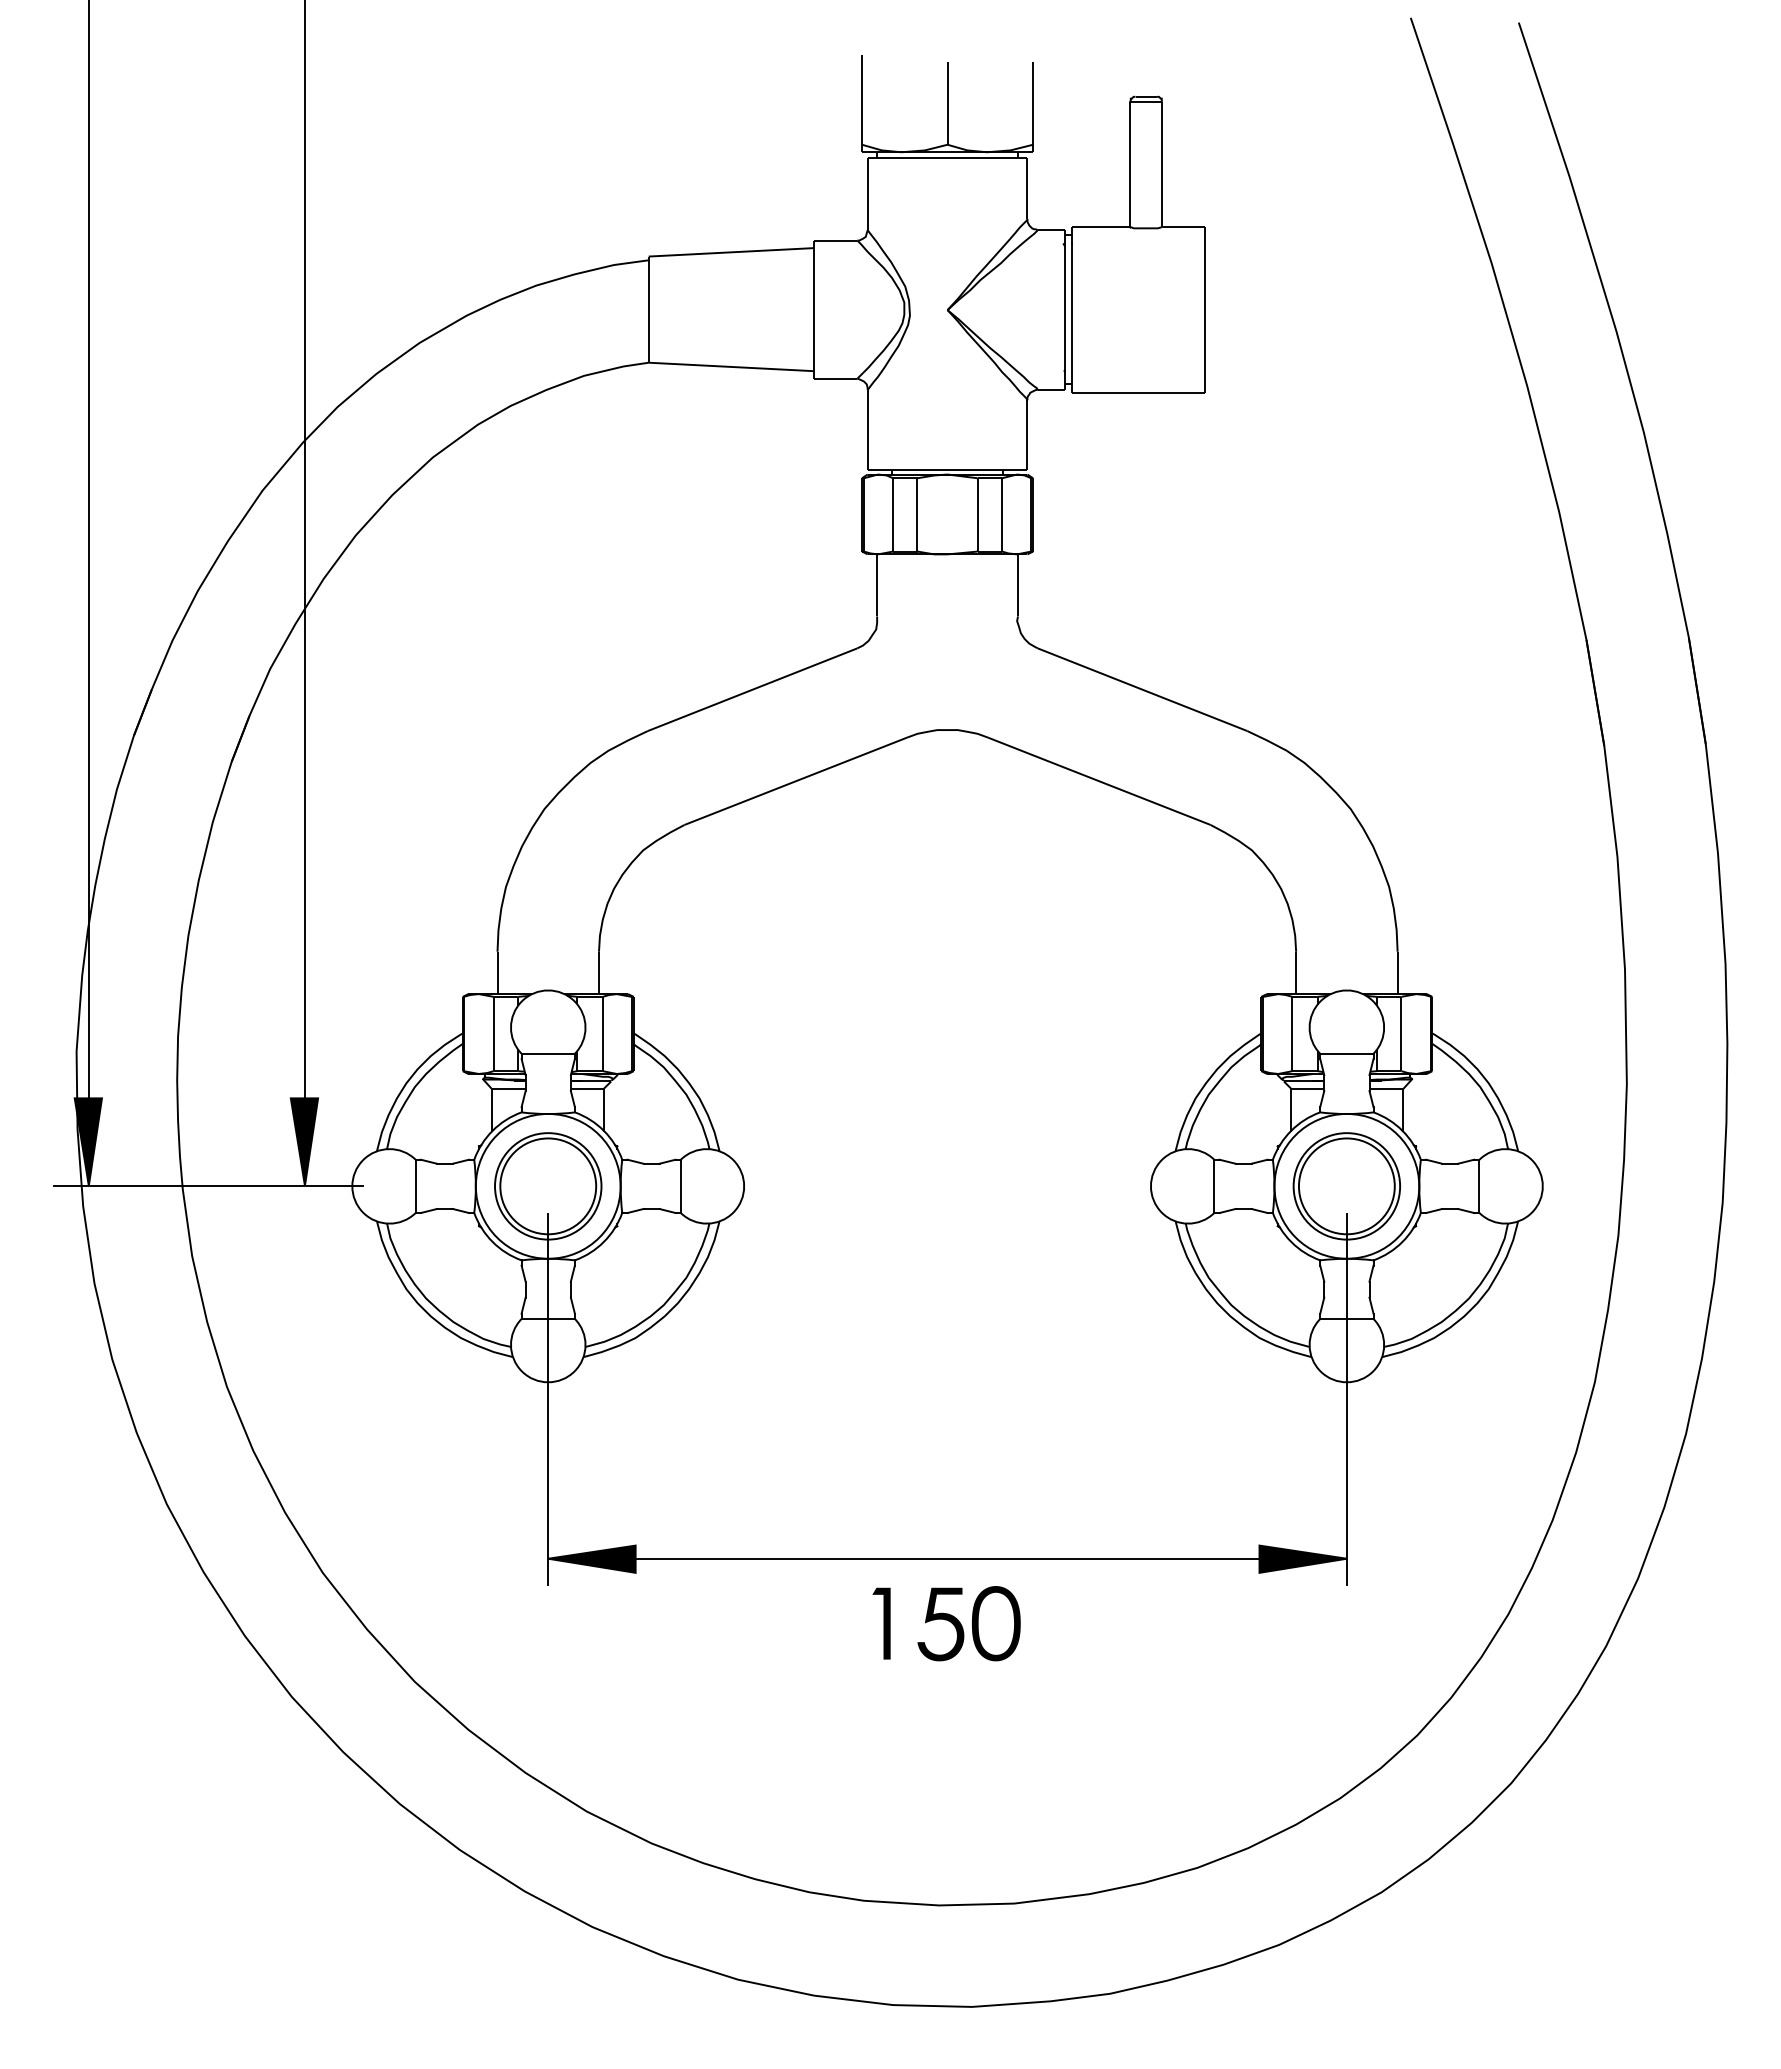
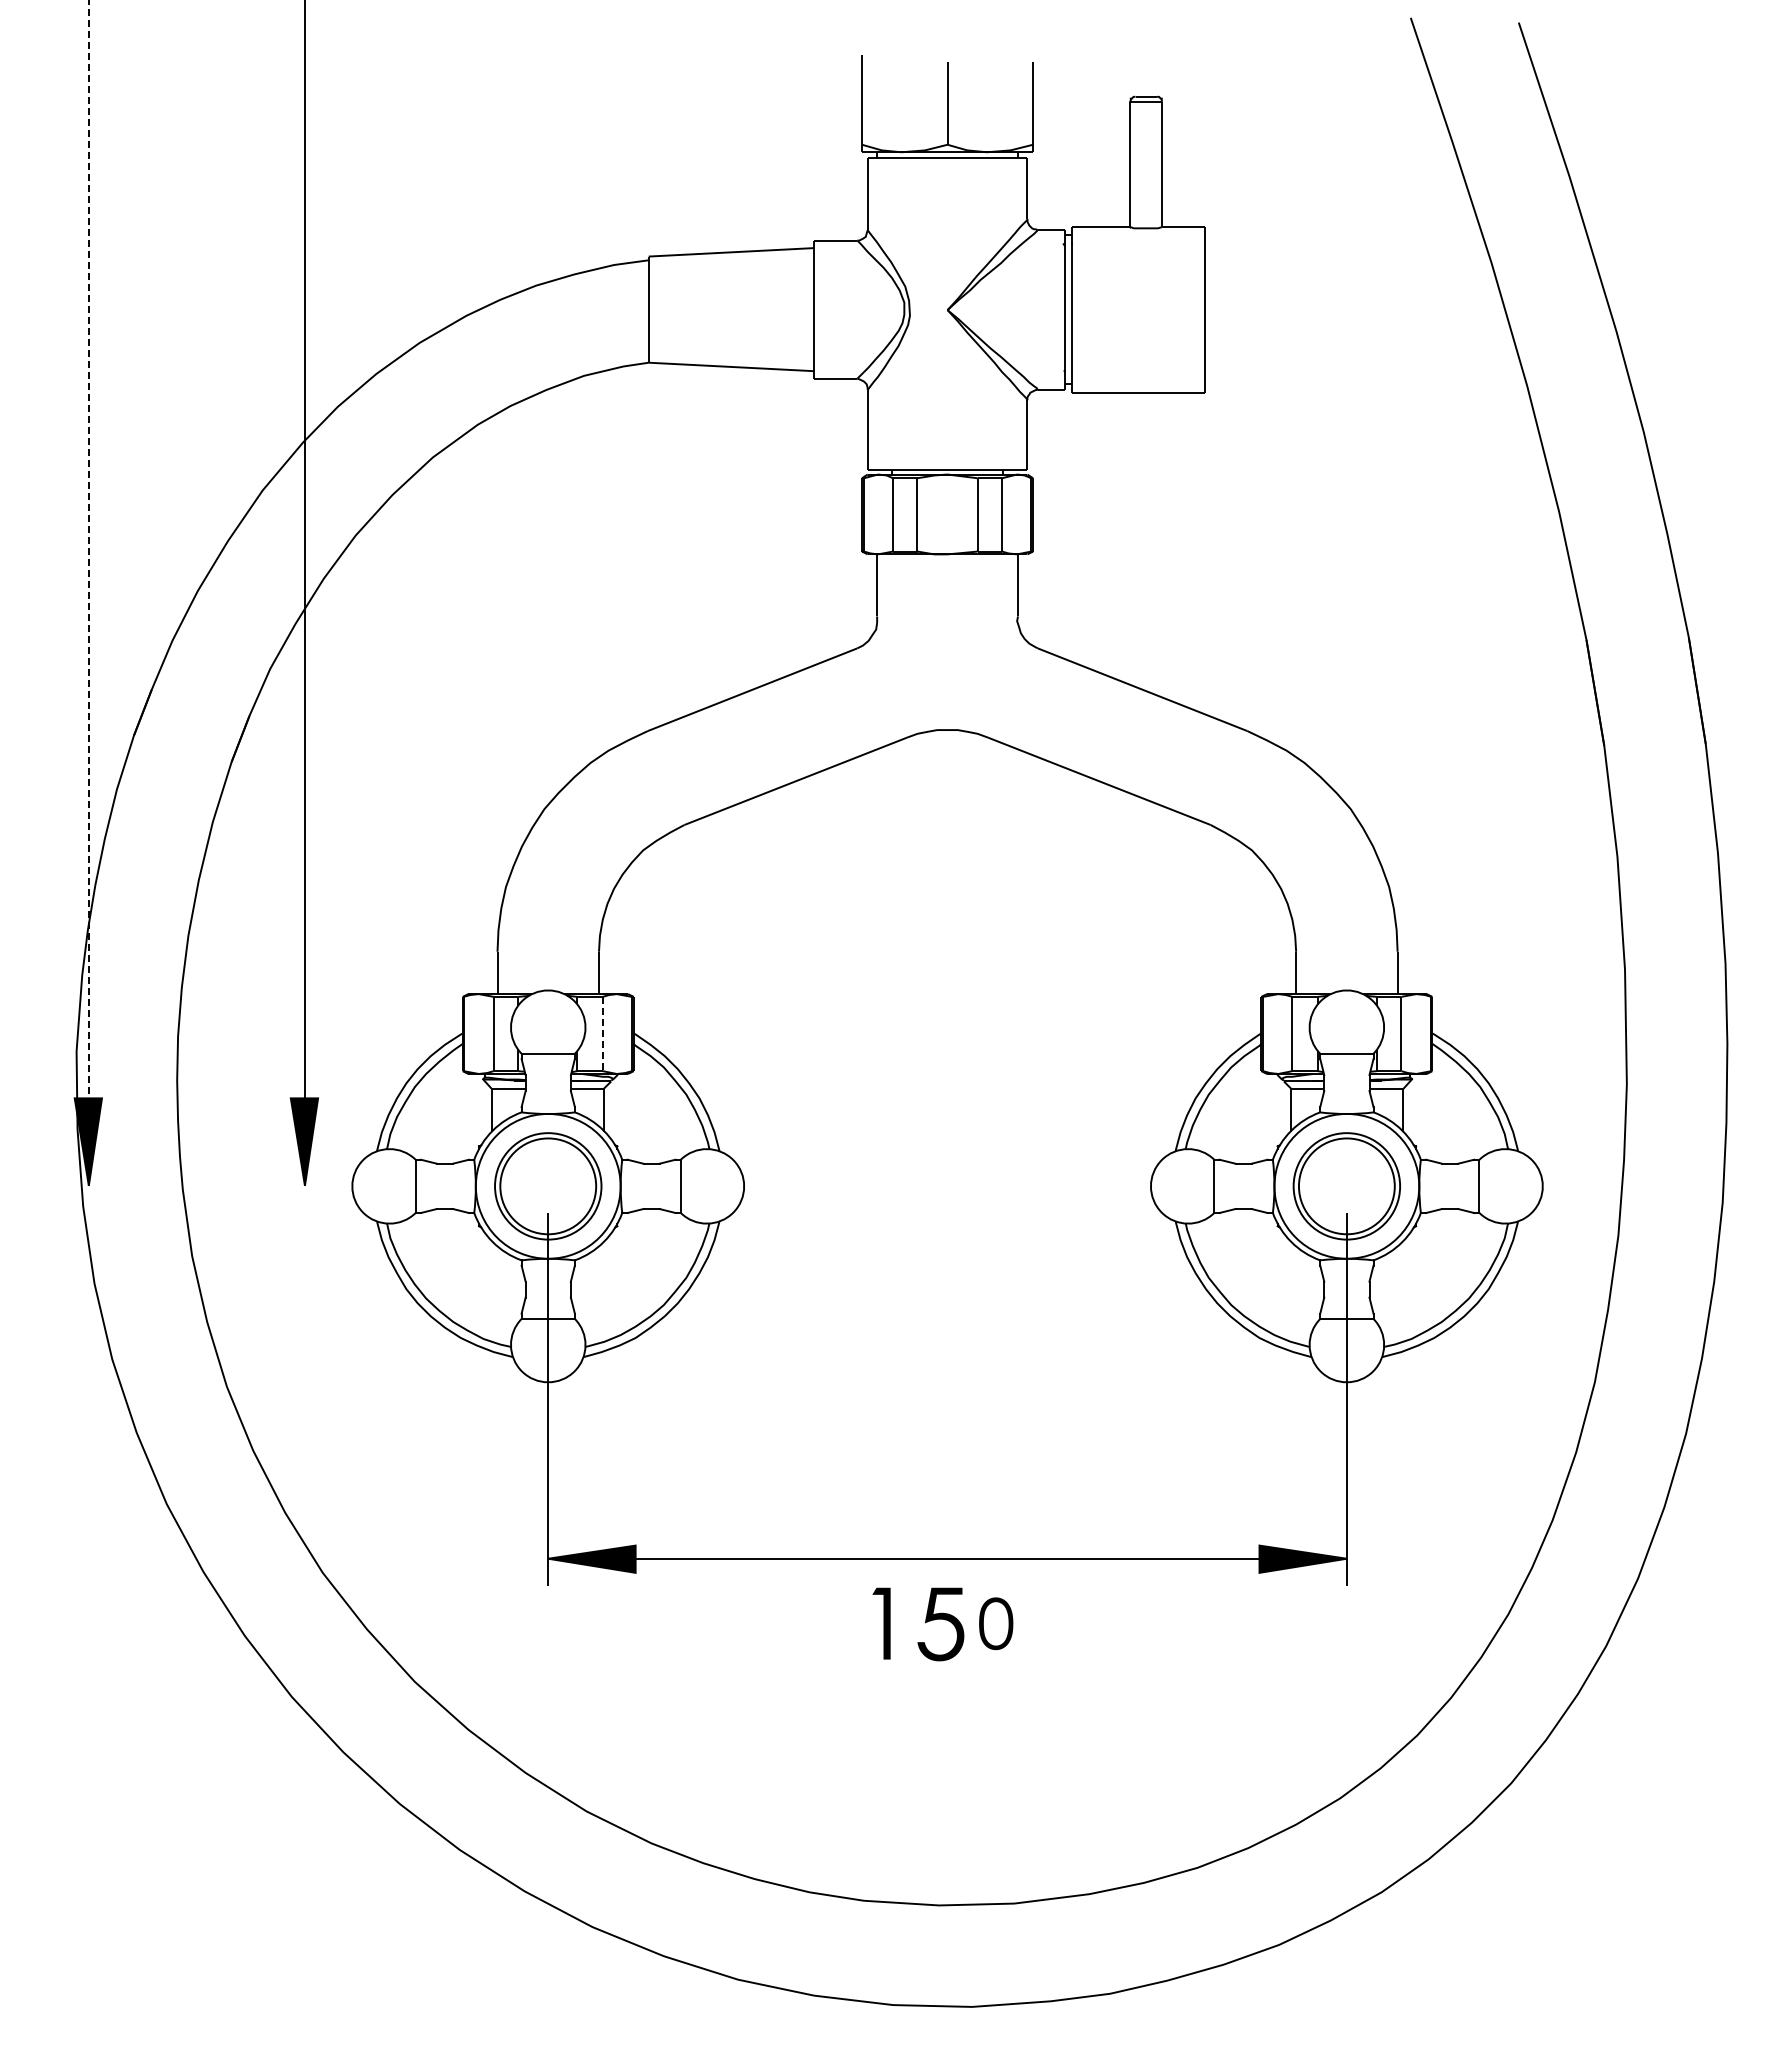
line: solid -> dashed (88, 550)
line: solid -> dashed (602, 1034)
line: present -> none (207, 1185)
part size: 50x76 px -> 35x54 px (996, 1623)
